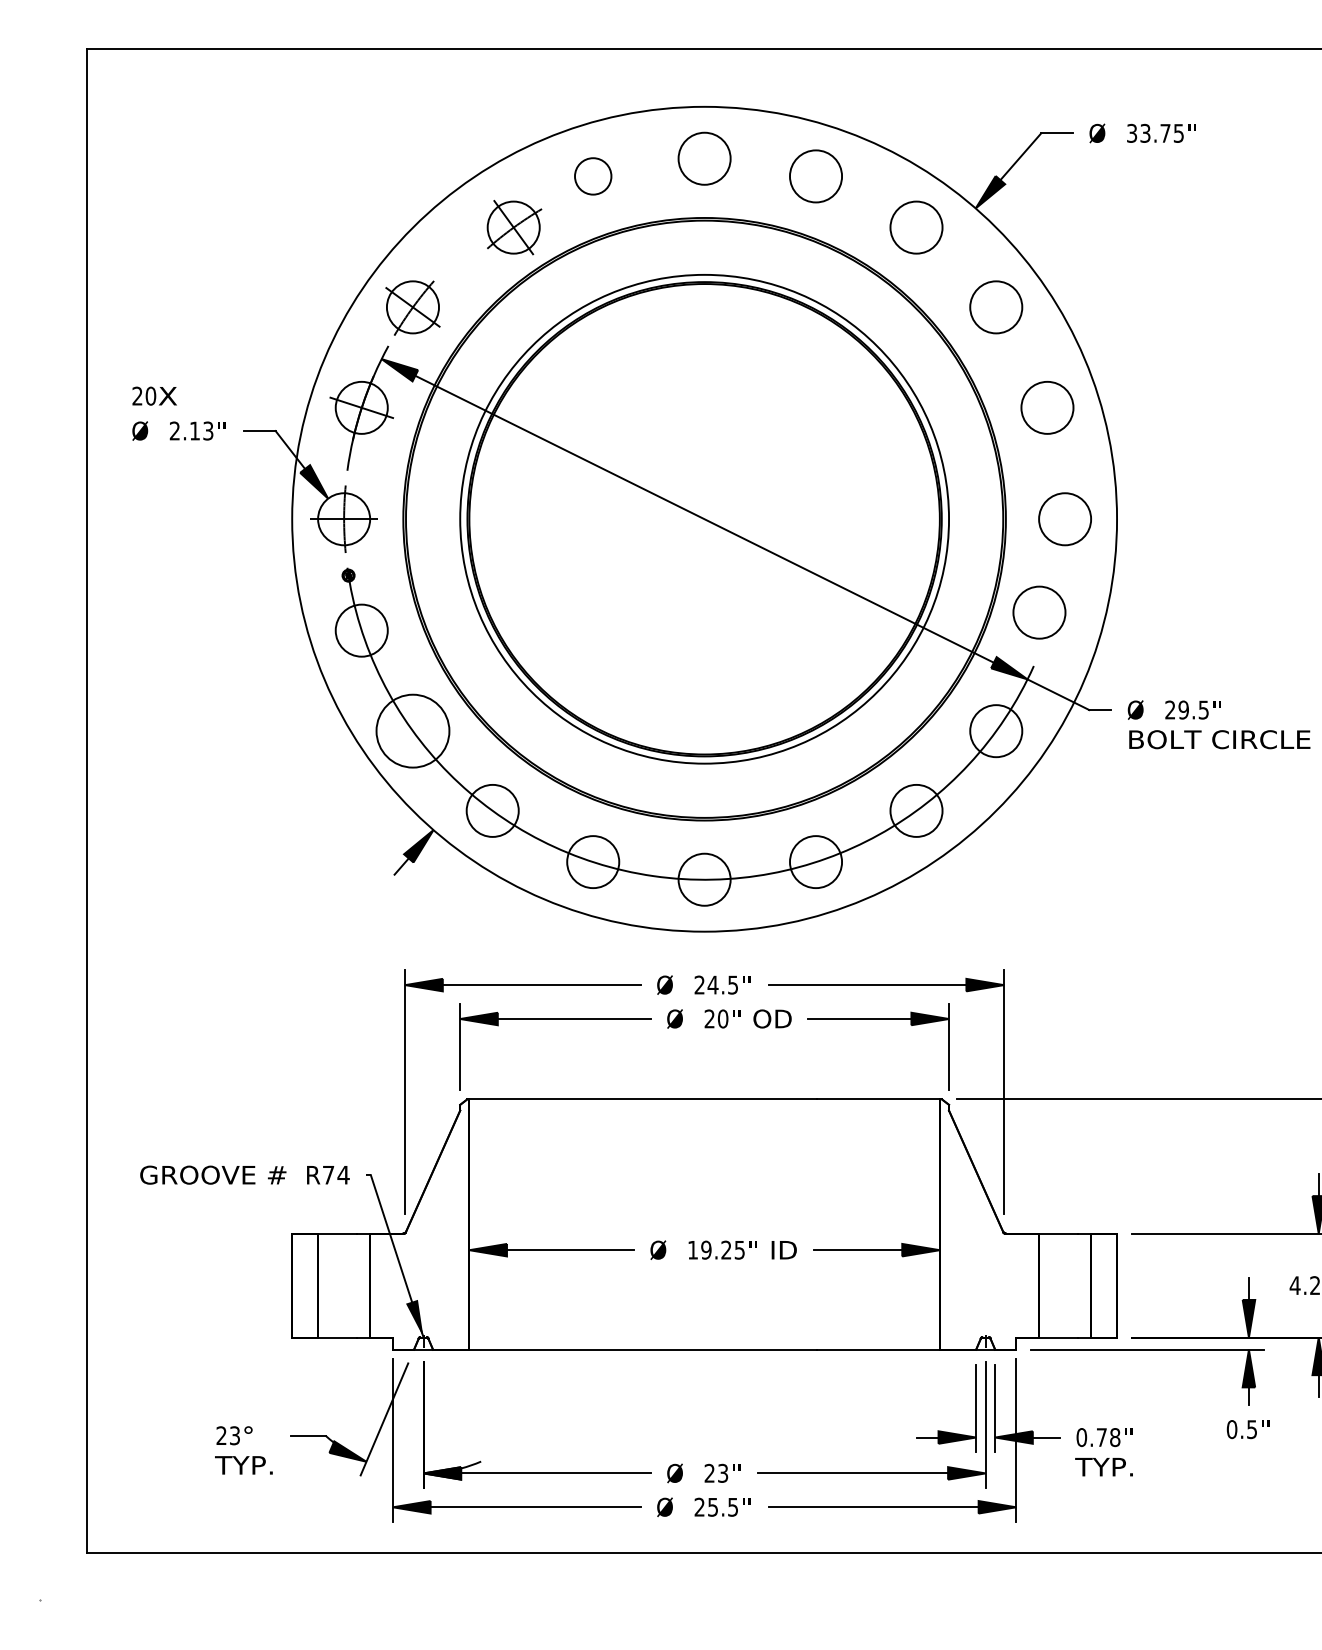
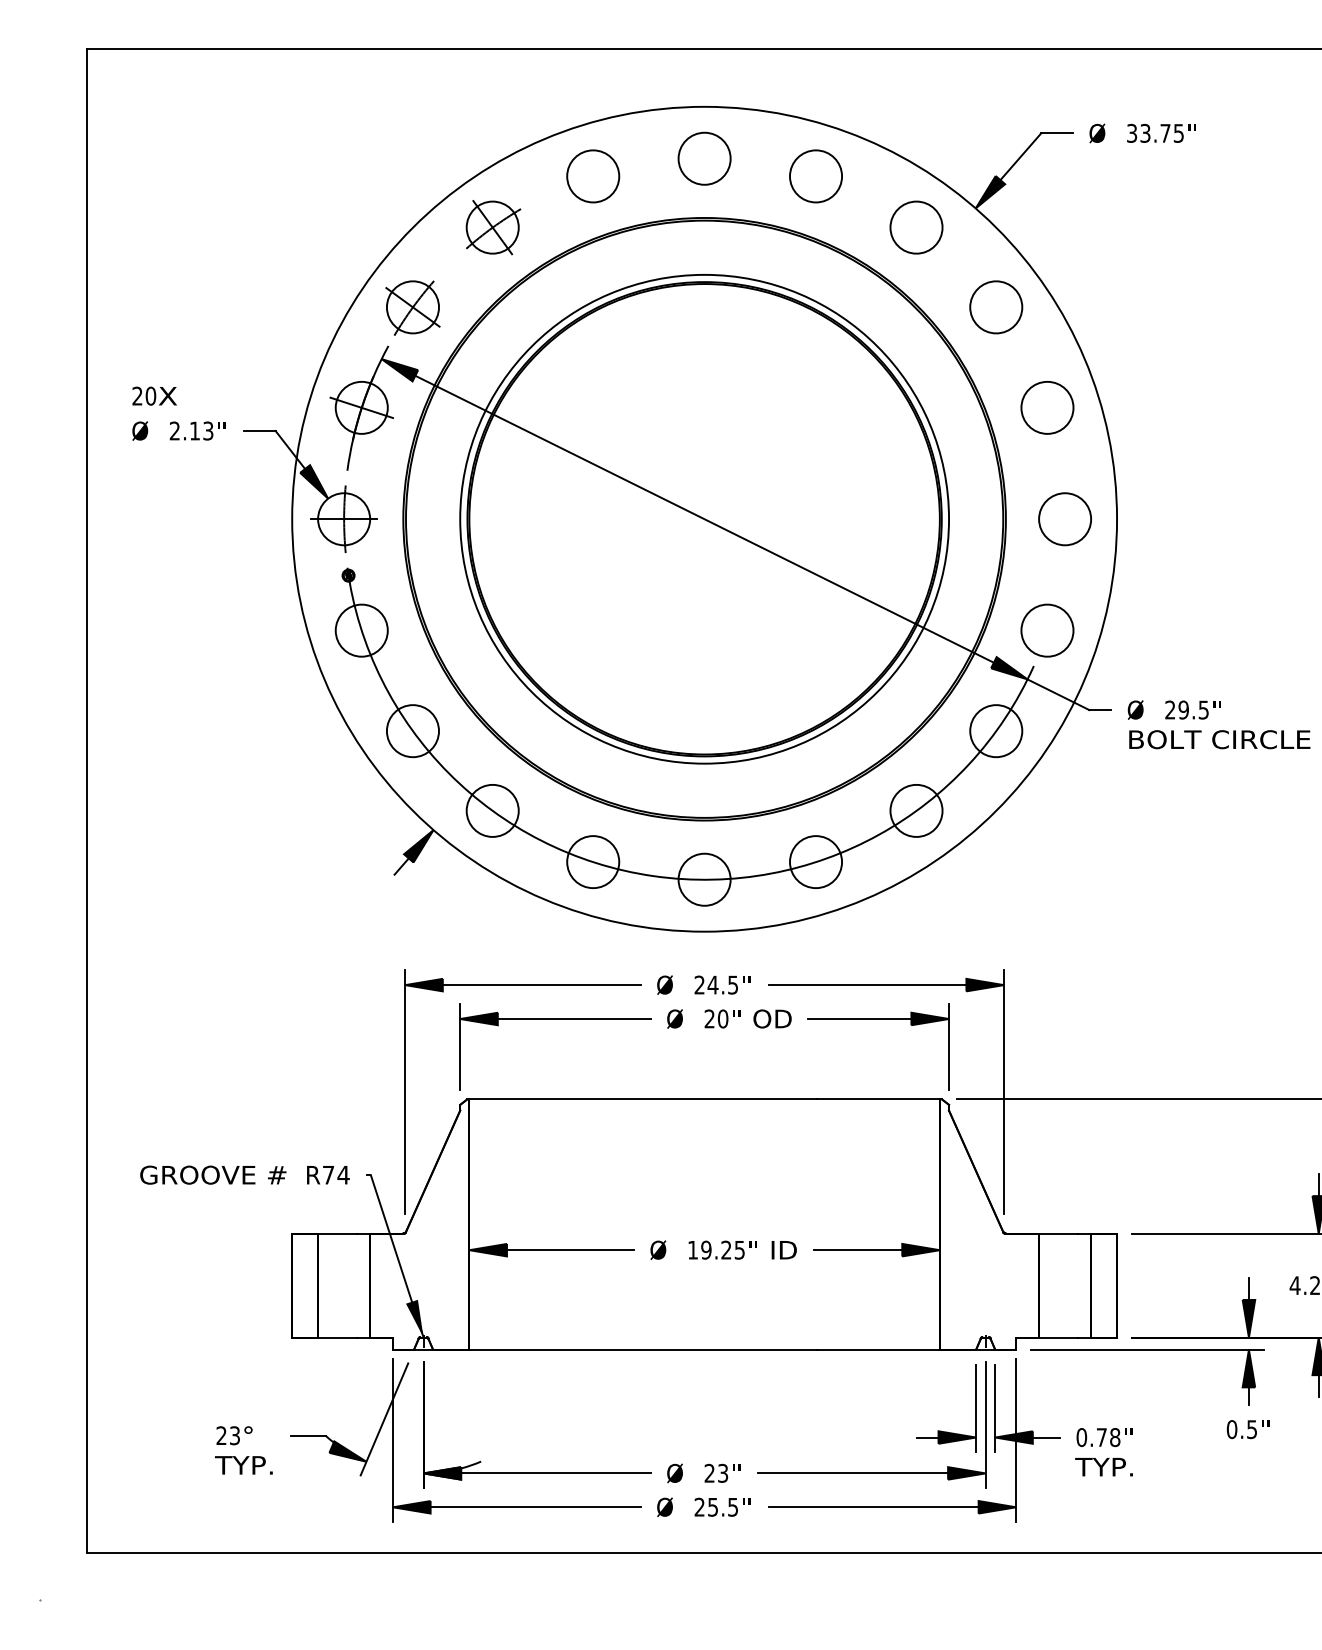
circle diameter: 36 px -> 52 px (593, 176)
part position: (514, 227) -> (493, 227) (493, 227)
circle position: (1039, 612) -> (1047, 630) (1047, 630)
circle diameter: 73 px -> 52 px (412, 731)
